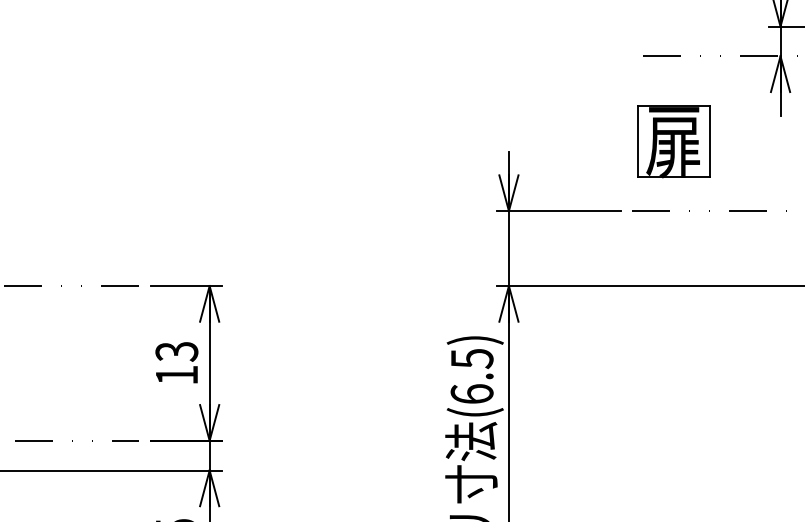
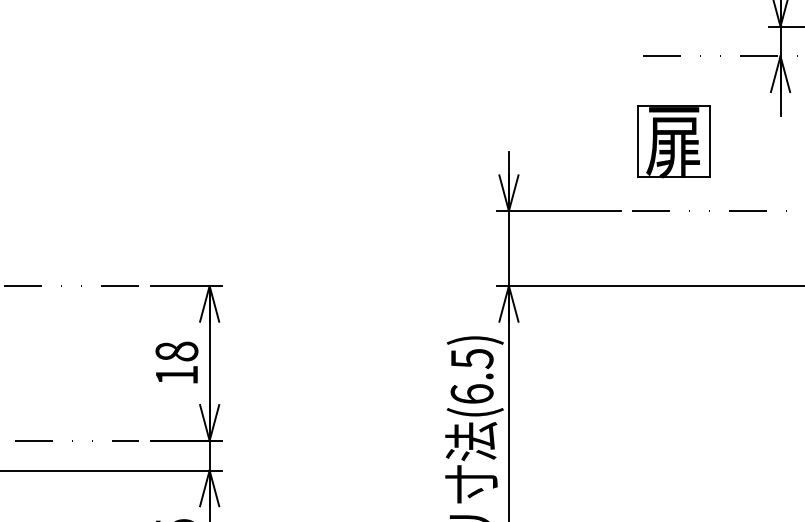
text: 13 -> 18 (176, 351)
